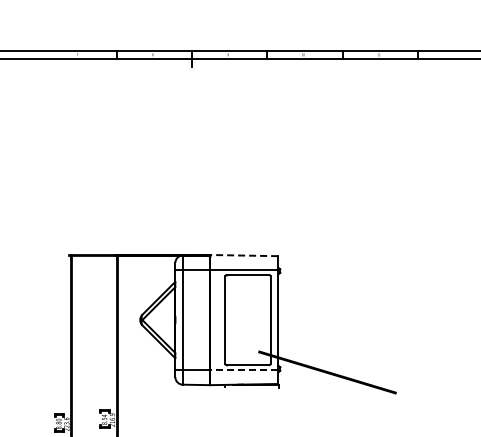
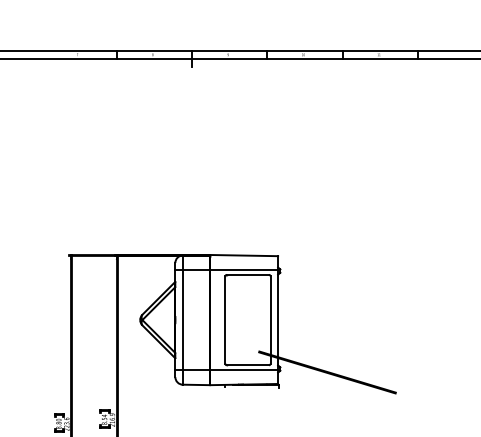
line: dashed -> solid (244, 255)
line: dashed -> solid (244, 370)
